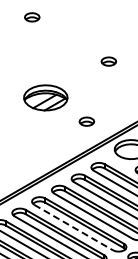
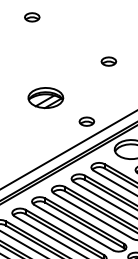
part size: 46x28 px -> 38x23 px (45, 98)
line: none -> present (68, 149)
line: dashed -> solid (74, 227)
